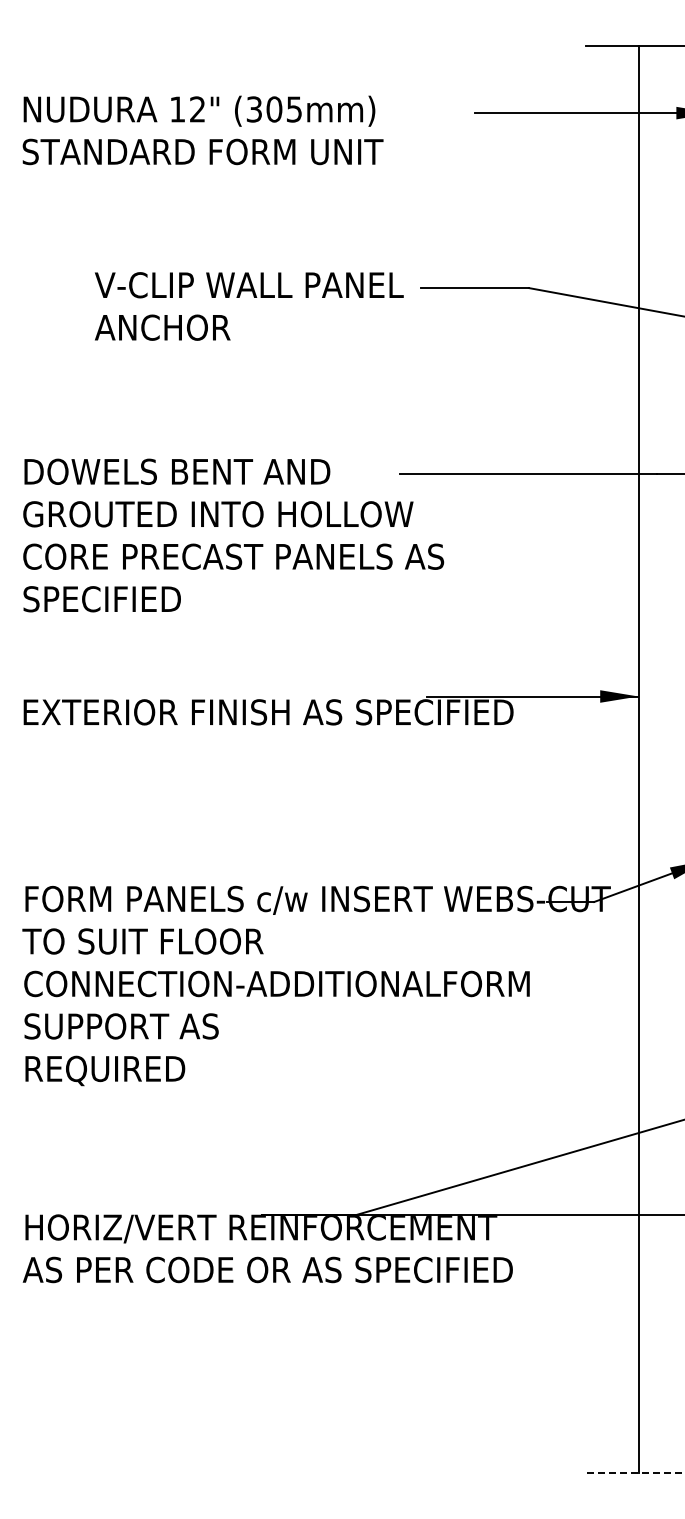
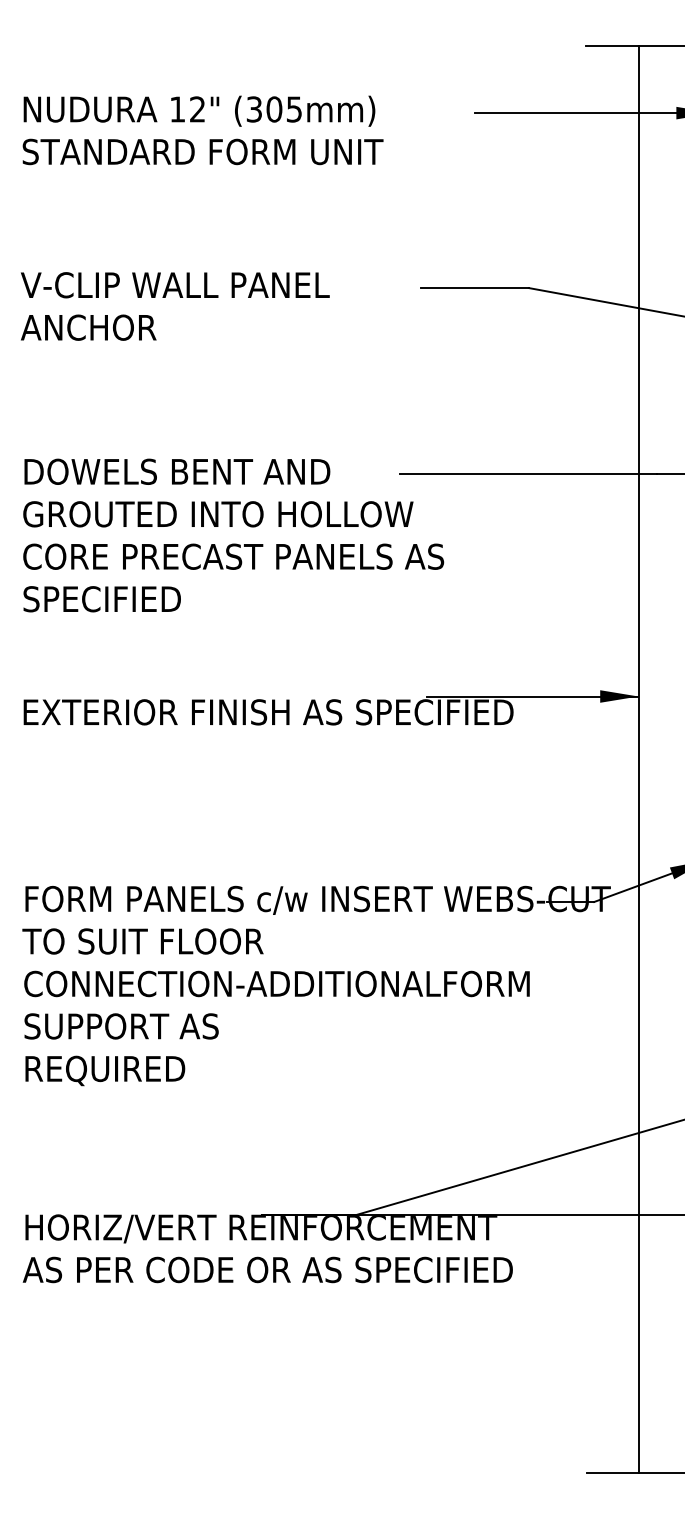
text position: (249, 306) -> (175, 306) (175, 306)
line: dashed -> solid (636, 1473)
